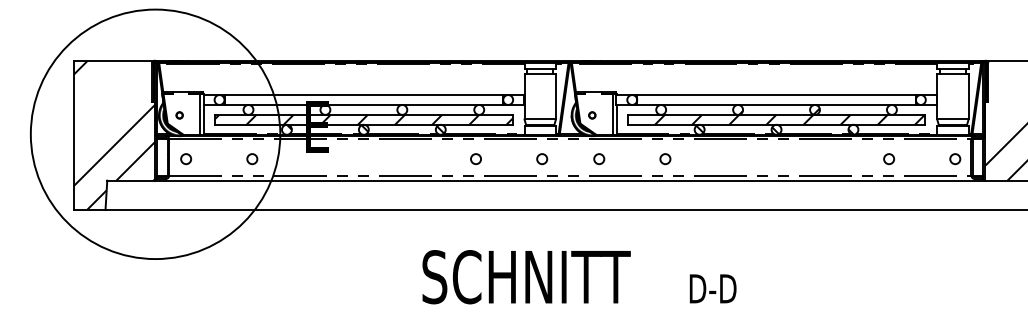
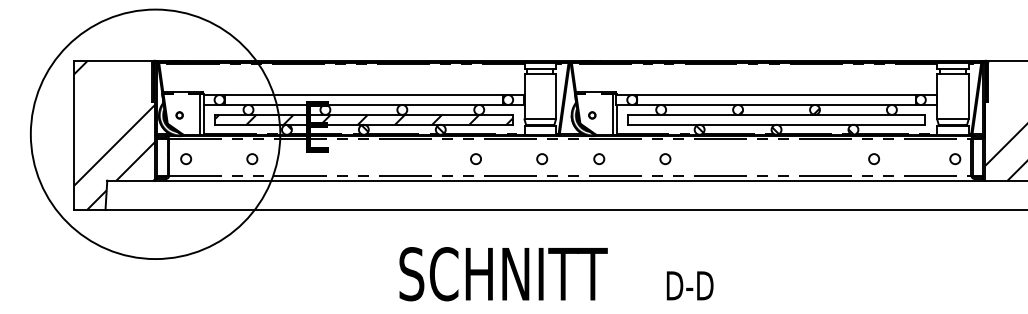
hatch: present -> none (775, 119)
circle position: (888, 159) -> (873, 159) (873, 159)
text position: (579, 277) -> (556, 274) (556, 274)
